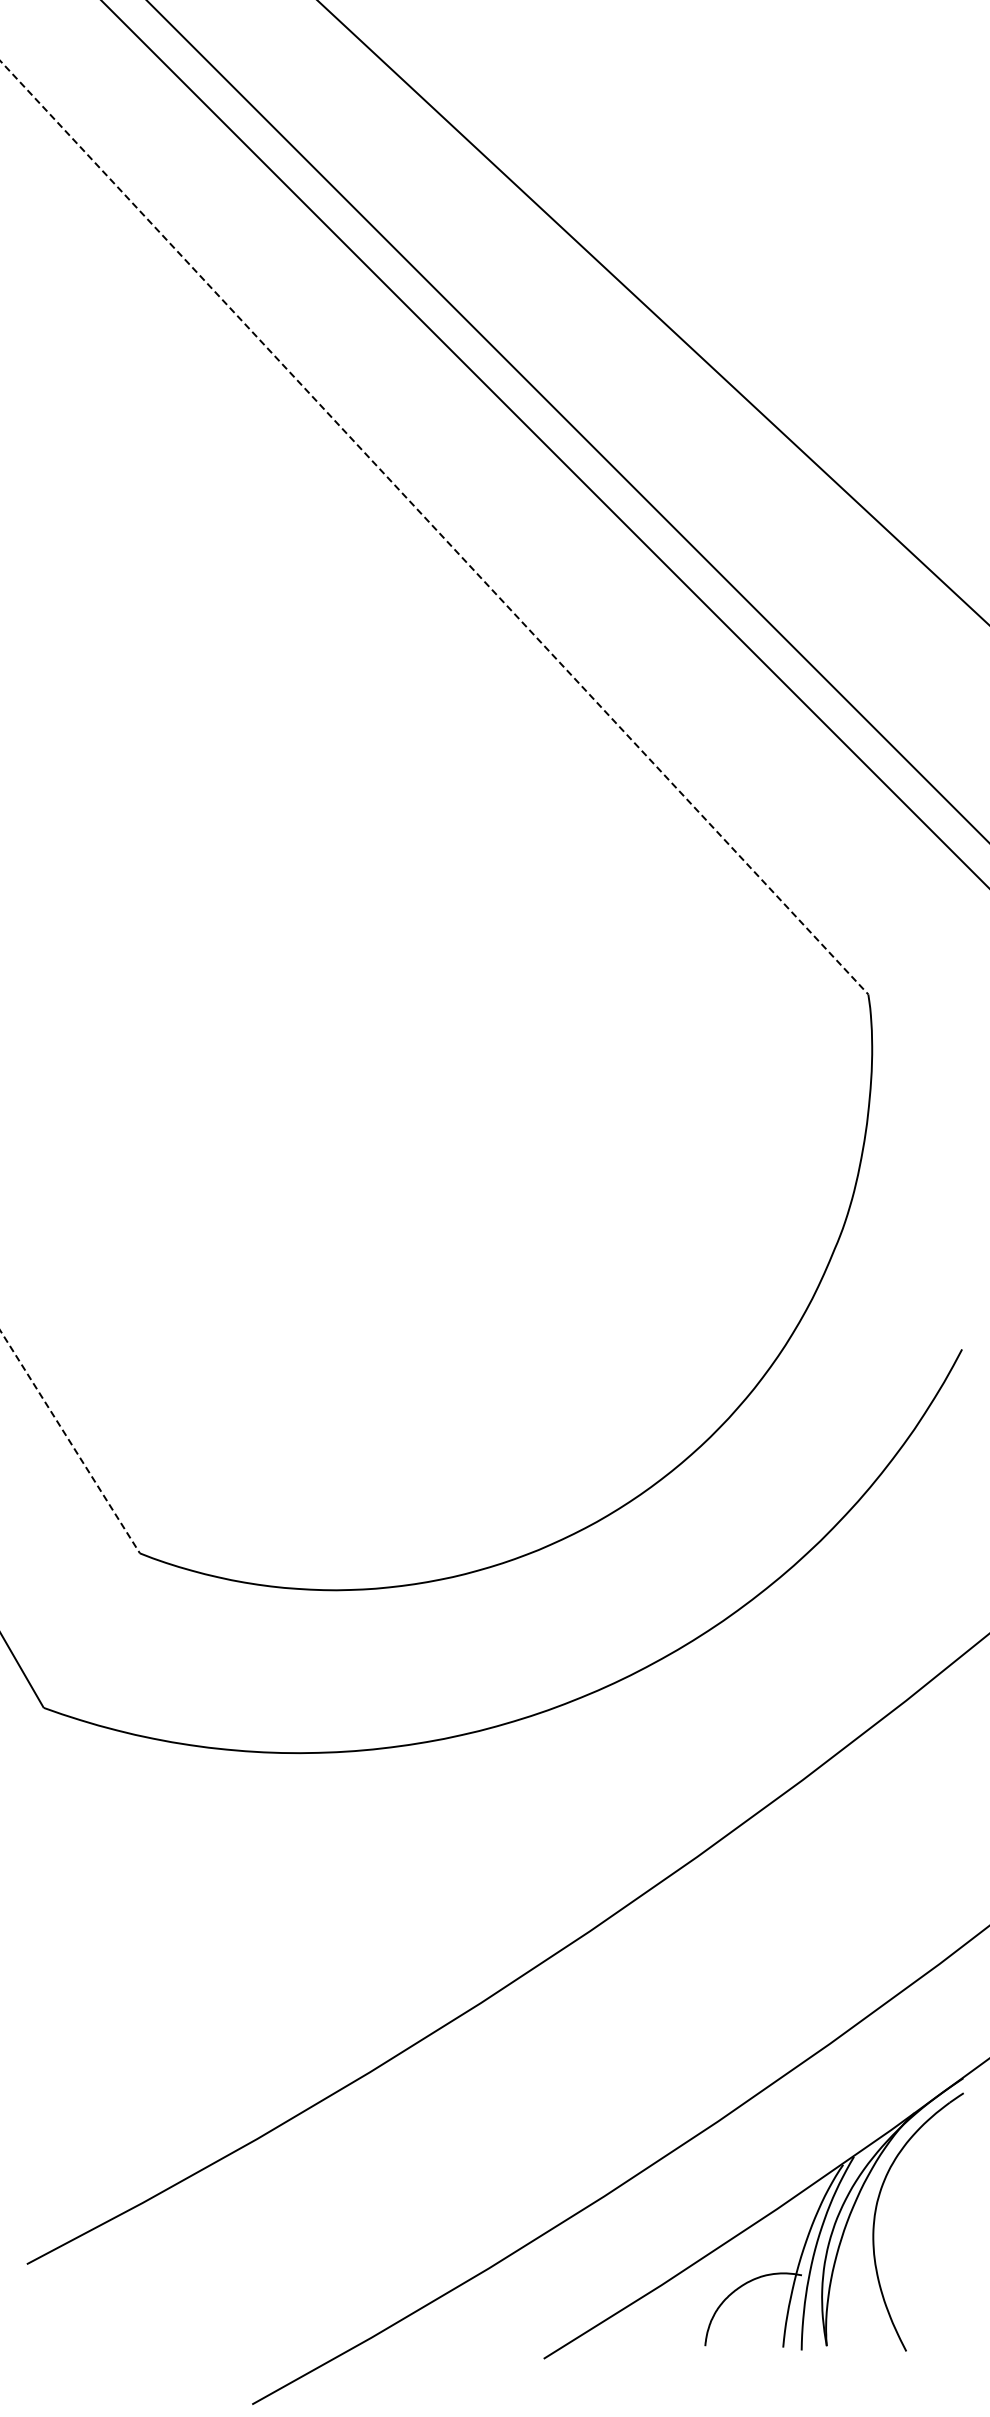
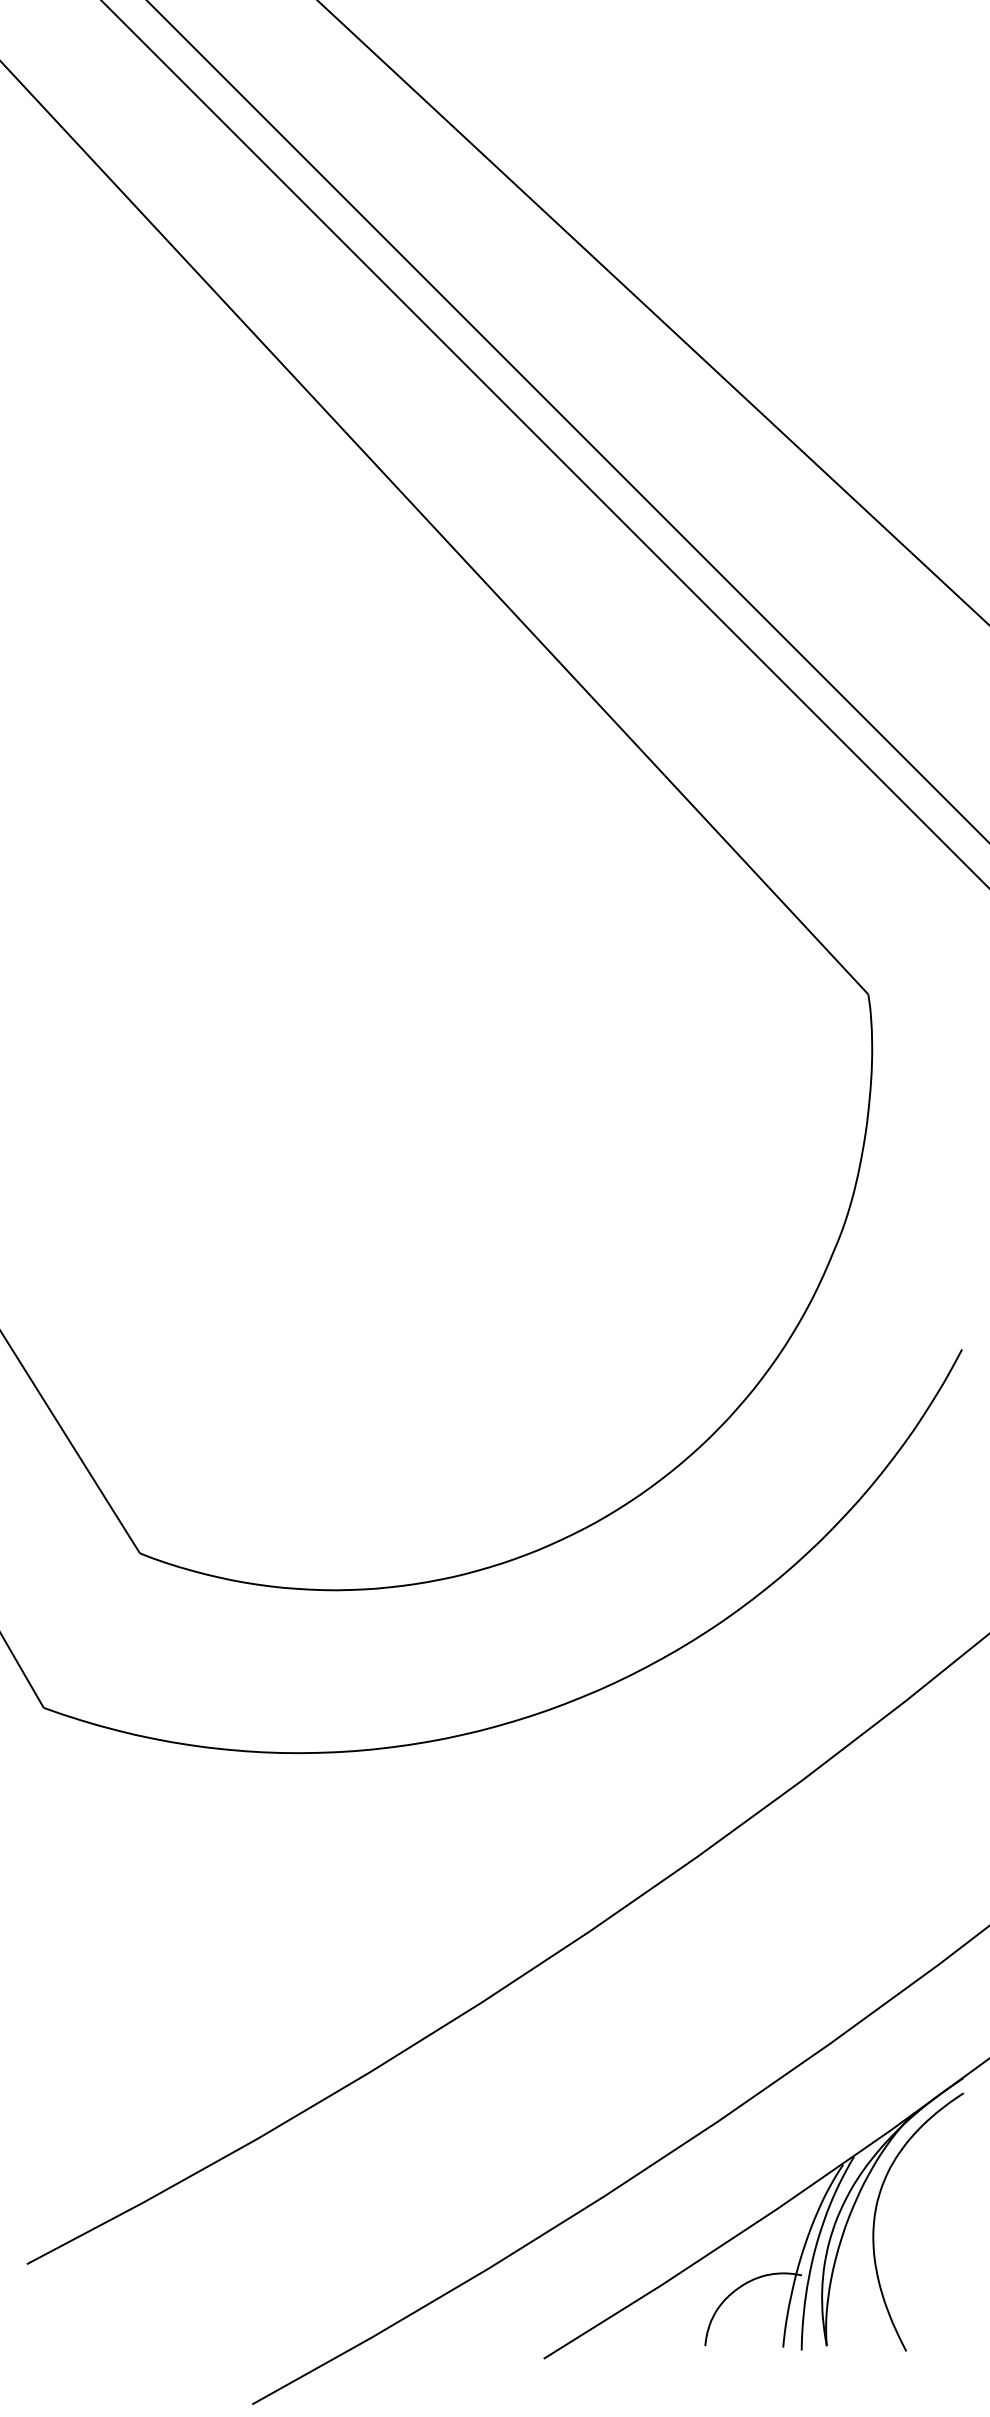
line: dashed -> solid (434, 527)
line: dashed -> solid (70, 1442)
